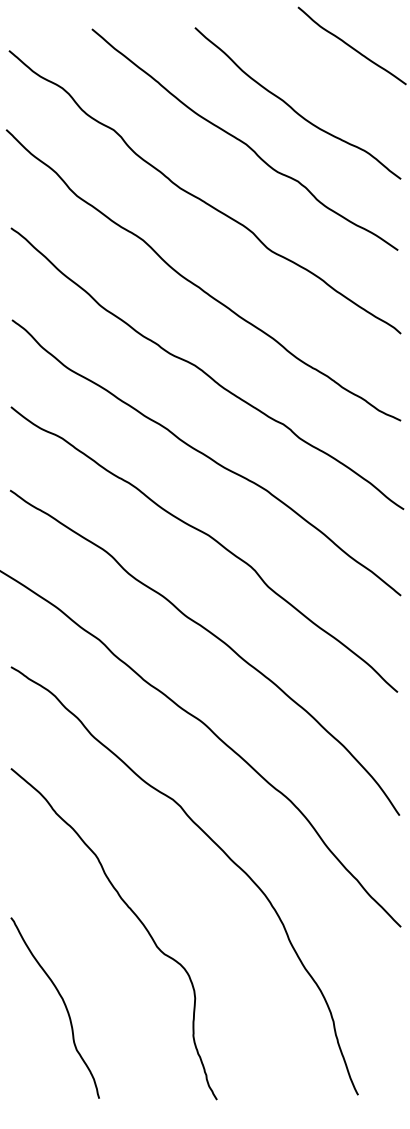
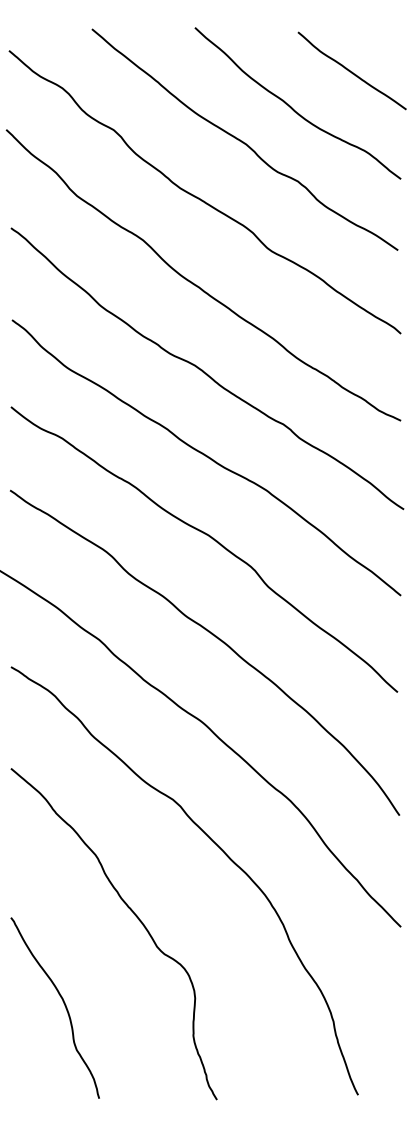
curve position: (350, 45) -> (350, 70) (350, 70)
